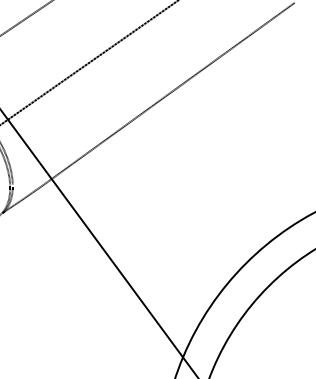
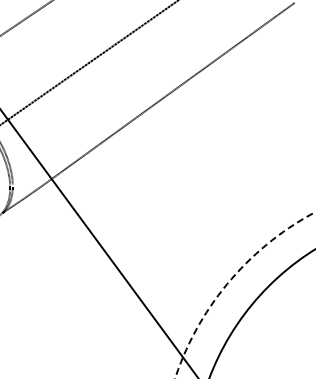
circle: solid -> dashed (245, 295)
